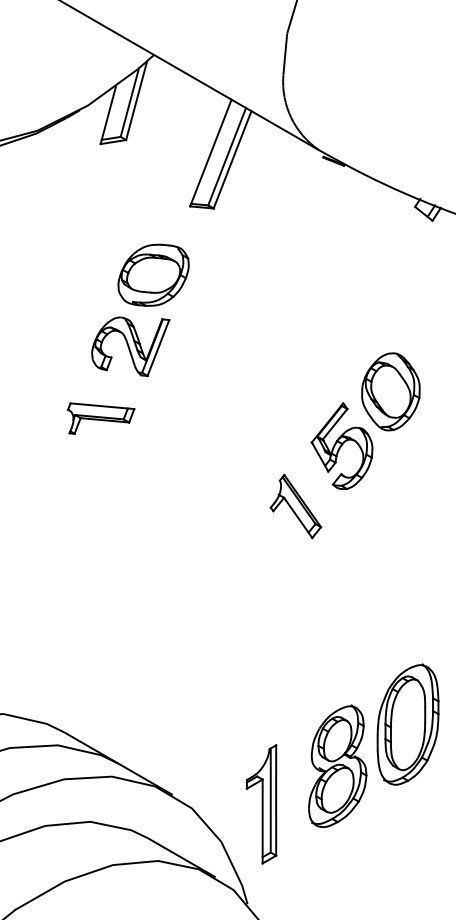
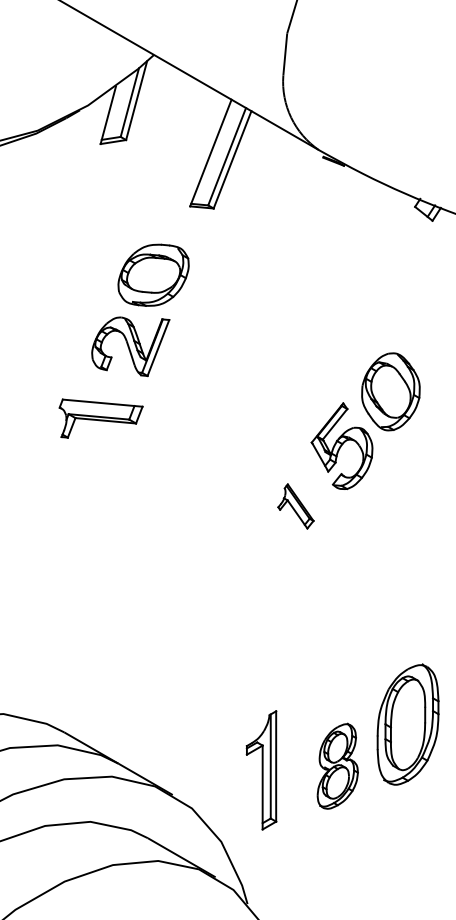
part size: 69x33 px -> 86x41 px (100, 418)
part size: 54x67 px -> 38x47 px (295, 506)
part size: 60x124 px -> 43x88 px (337, 765)
part position: (261, 804) -> (261, 770) (261, 770)
